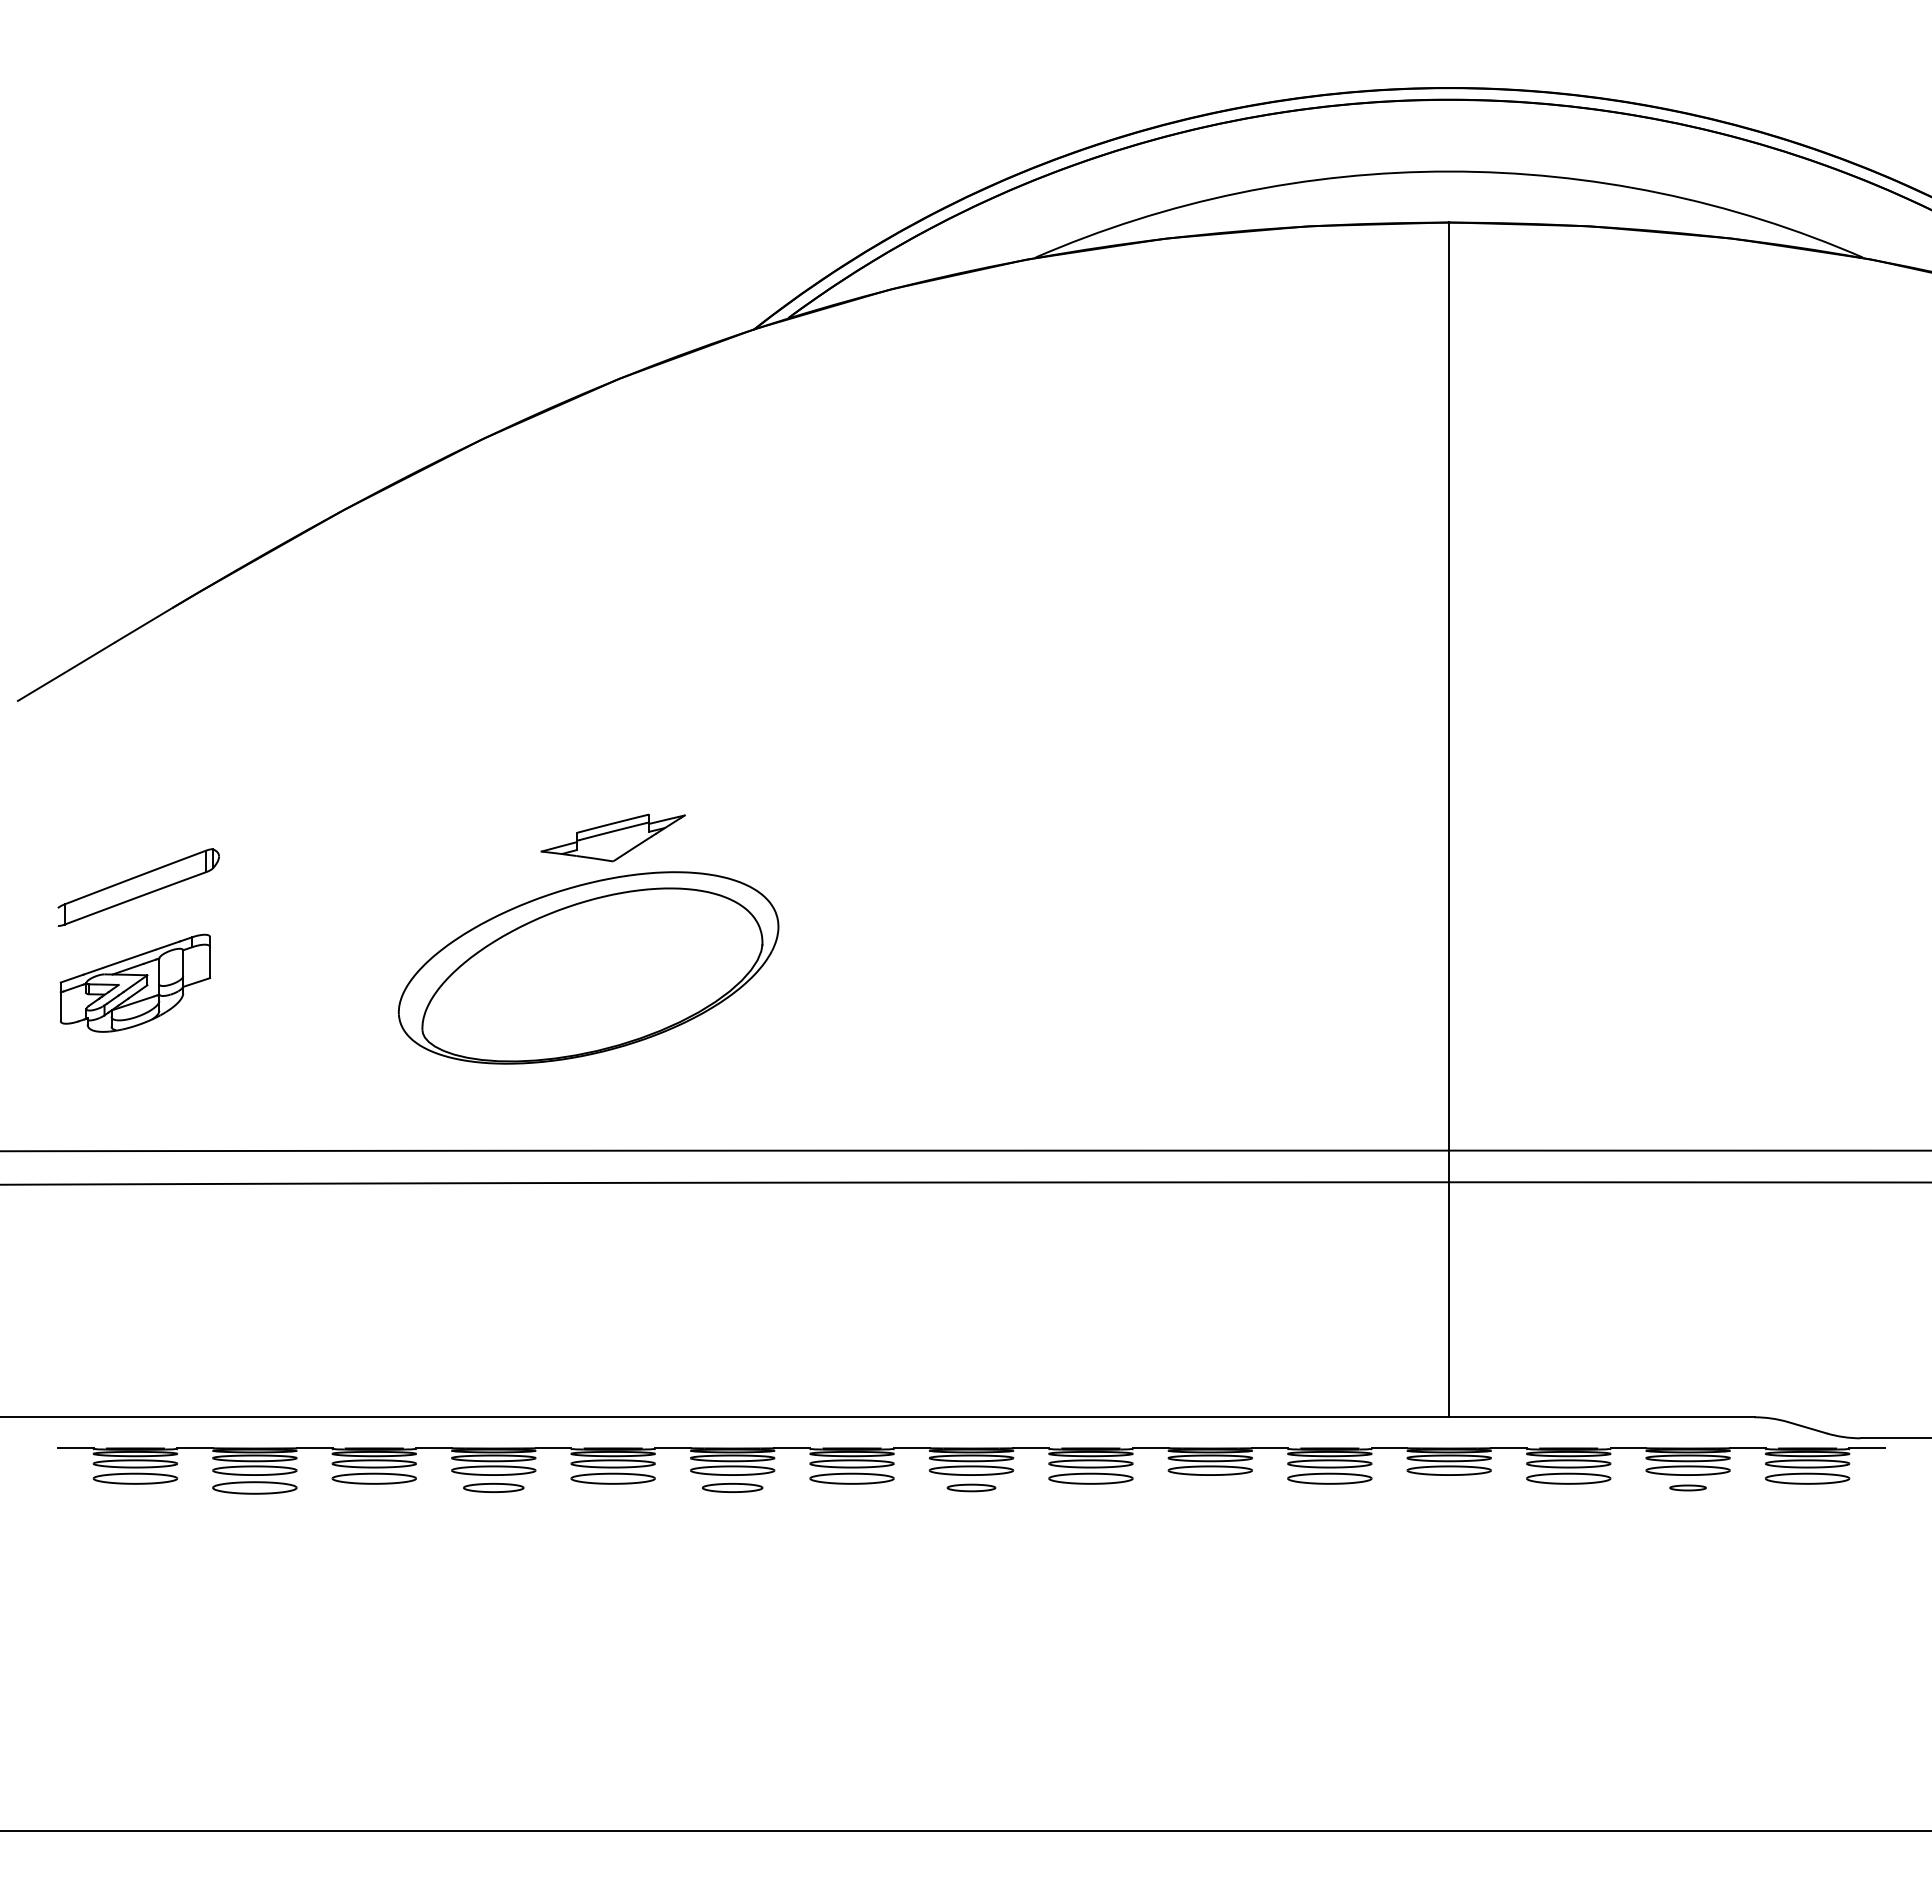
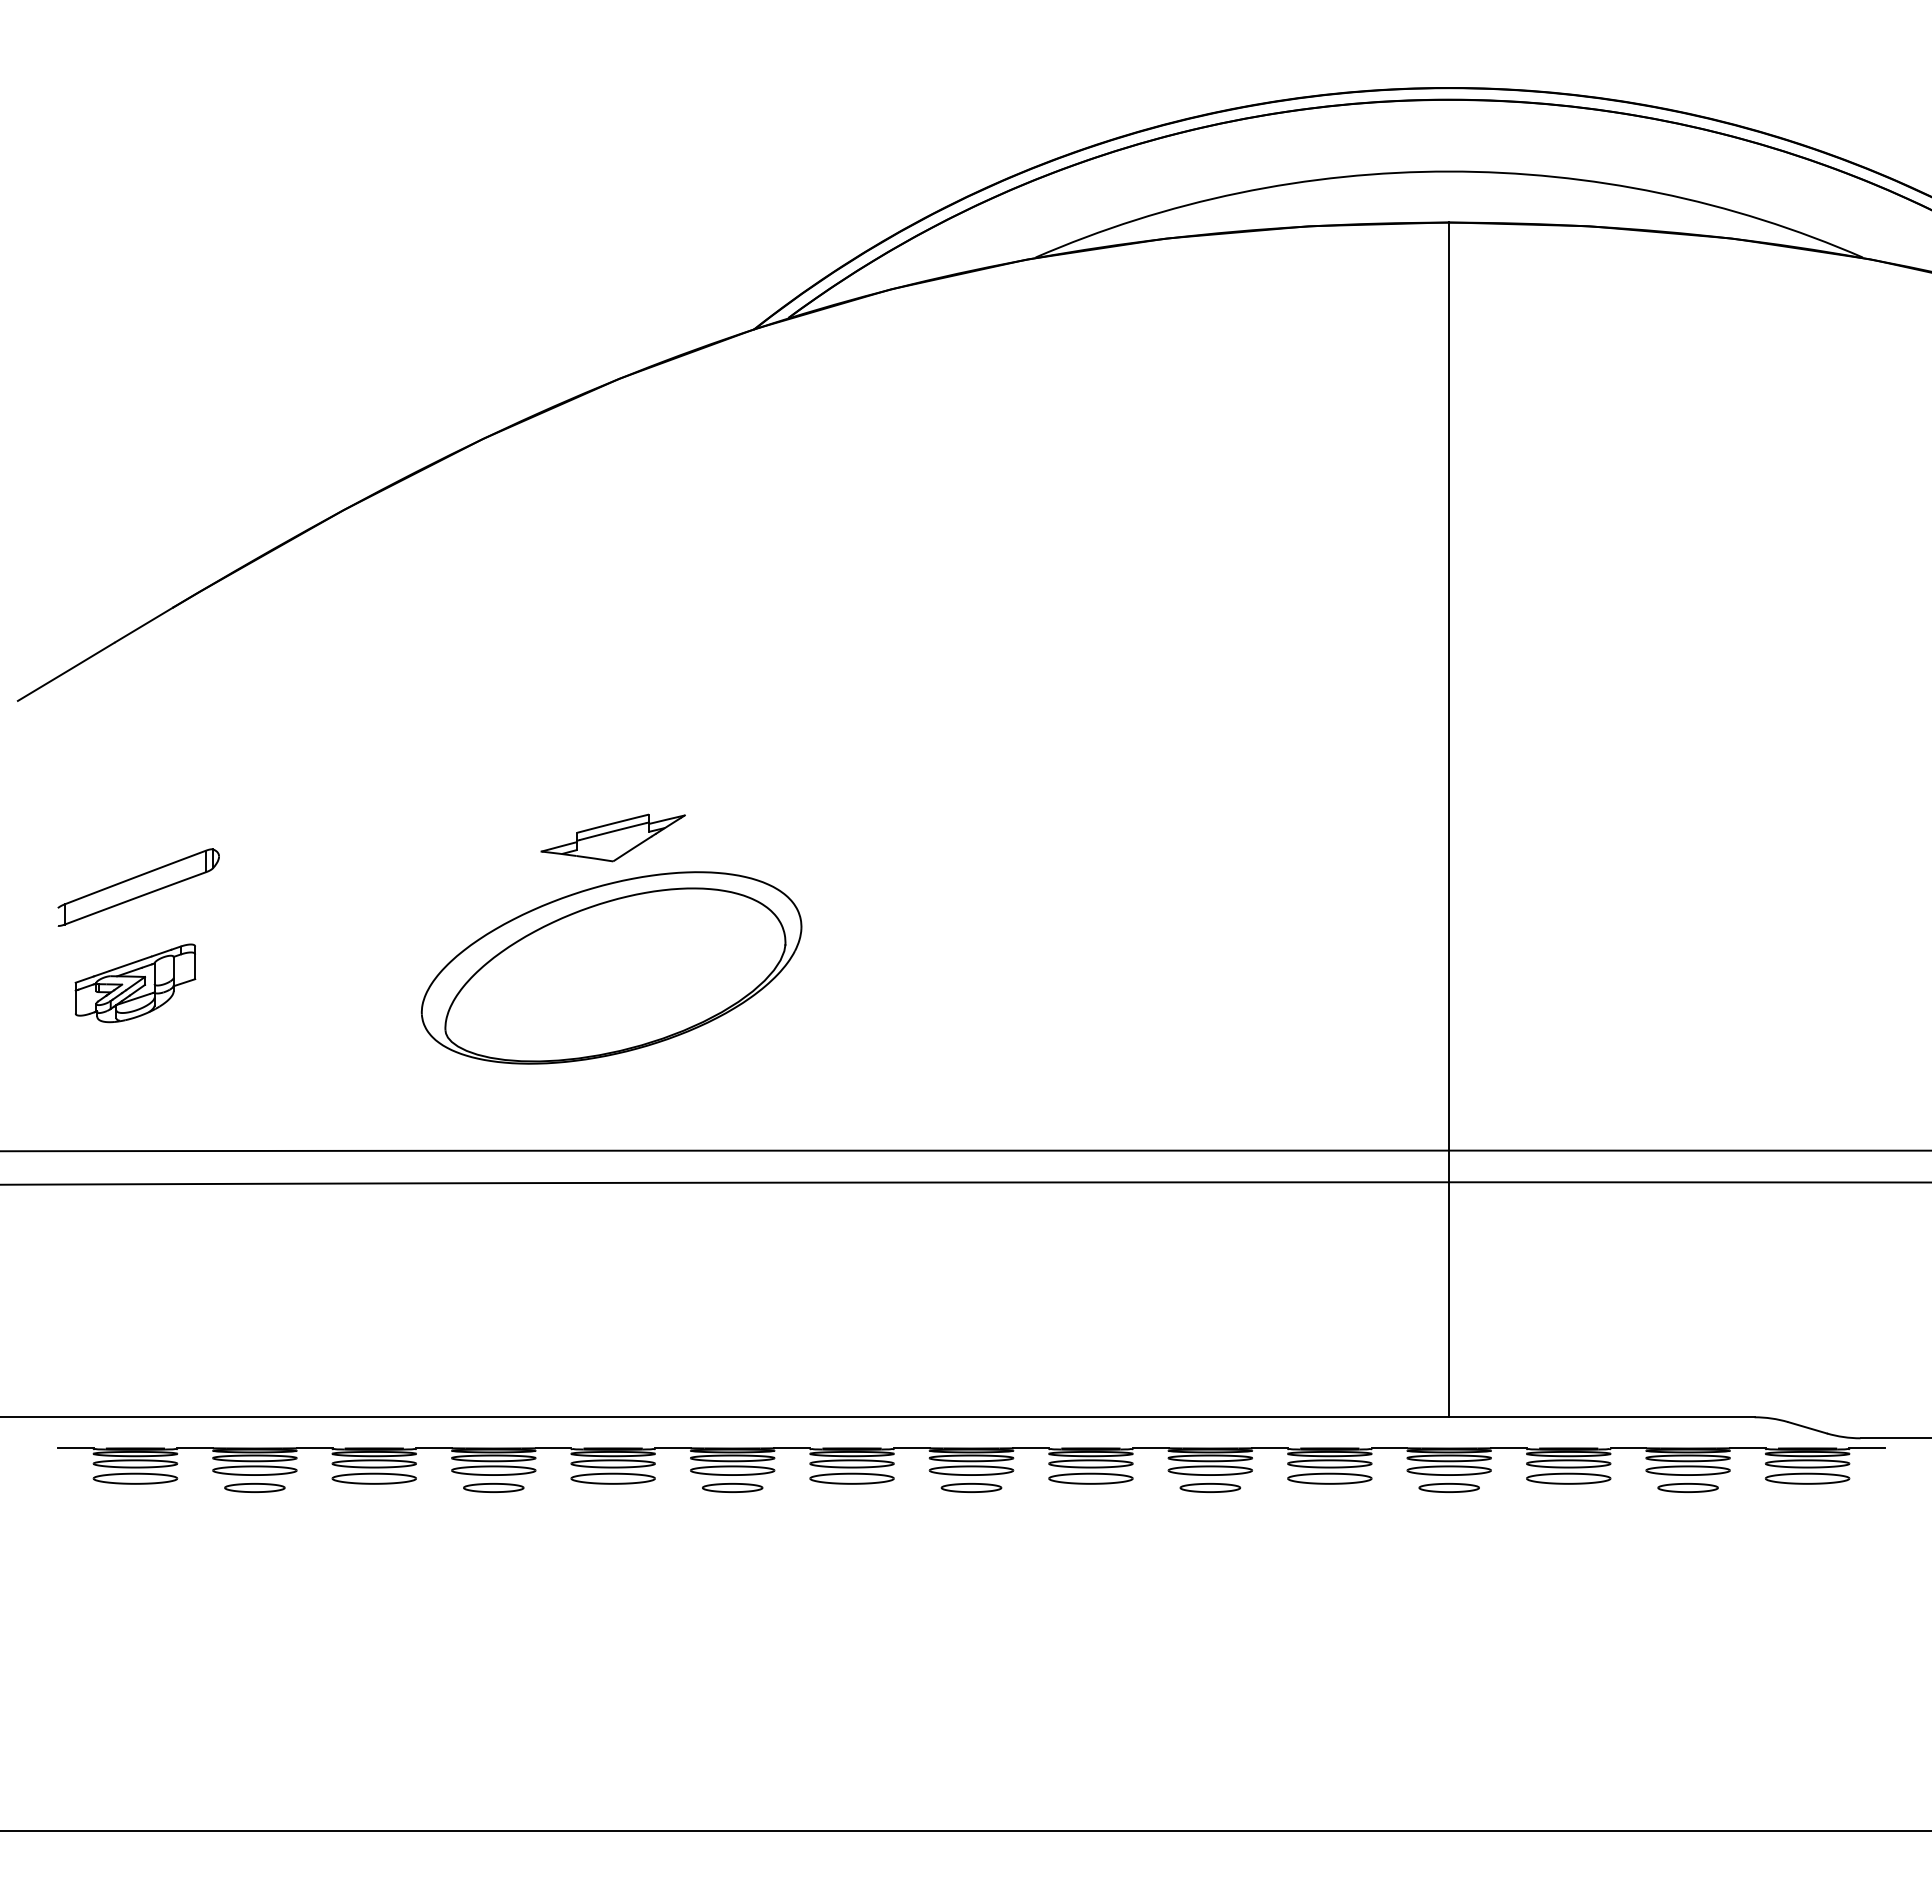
part position: (588, 967) -> (611, 967) (611, 967)
part size: 153x100 px -> 123x81 px (135, 983)
part size: 86x14 px -> 62x10 px (254, 1487)
part size: 51x10 px -> 63x10 px (971, 1487)
part: none -> present (1210, 1487)
part: none -> present (1448, 1487)
part size: 38x8 px -> 62x10 px (1687, 1487)
